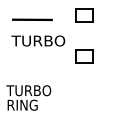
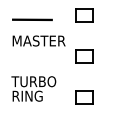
text: TURBO -> MASTER (38, 40)
text position: (28, 97) -> (33, 88) (33, 88)
part: none -> present (84, 97)
